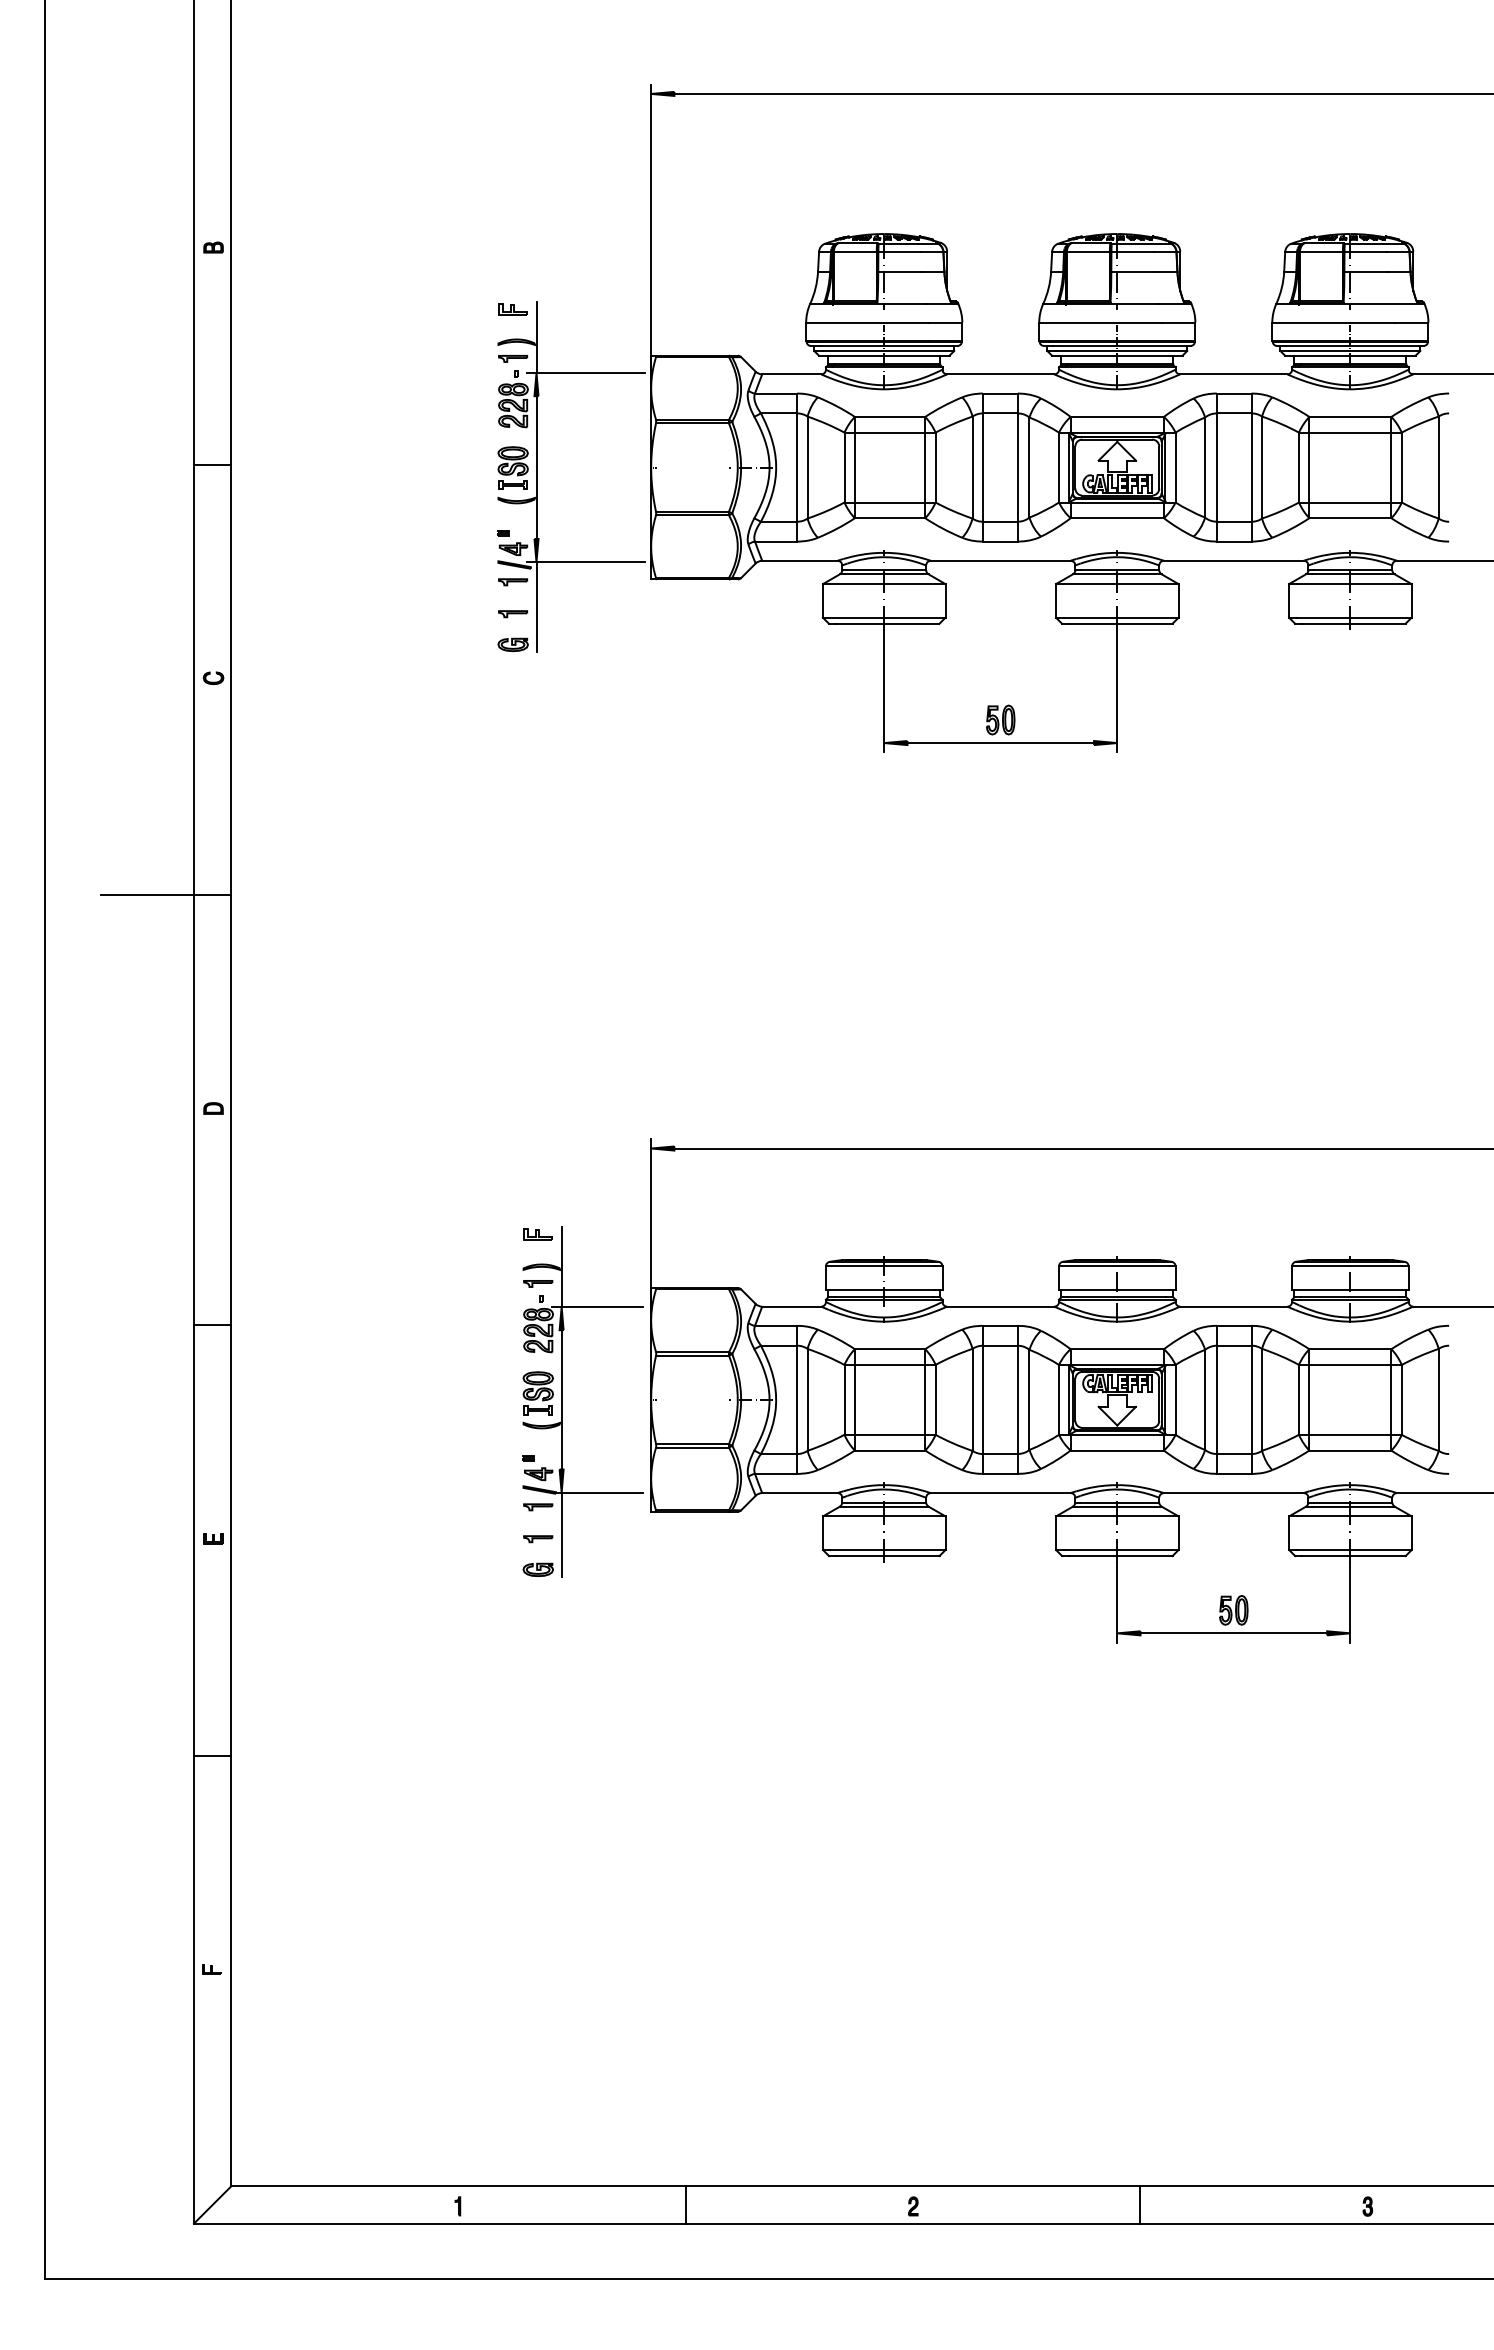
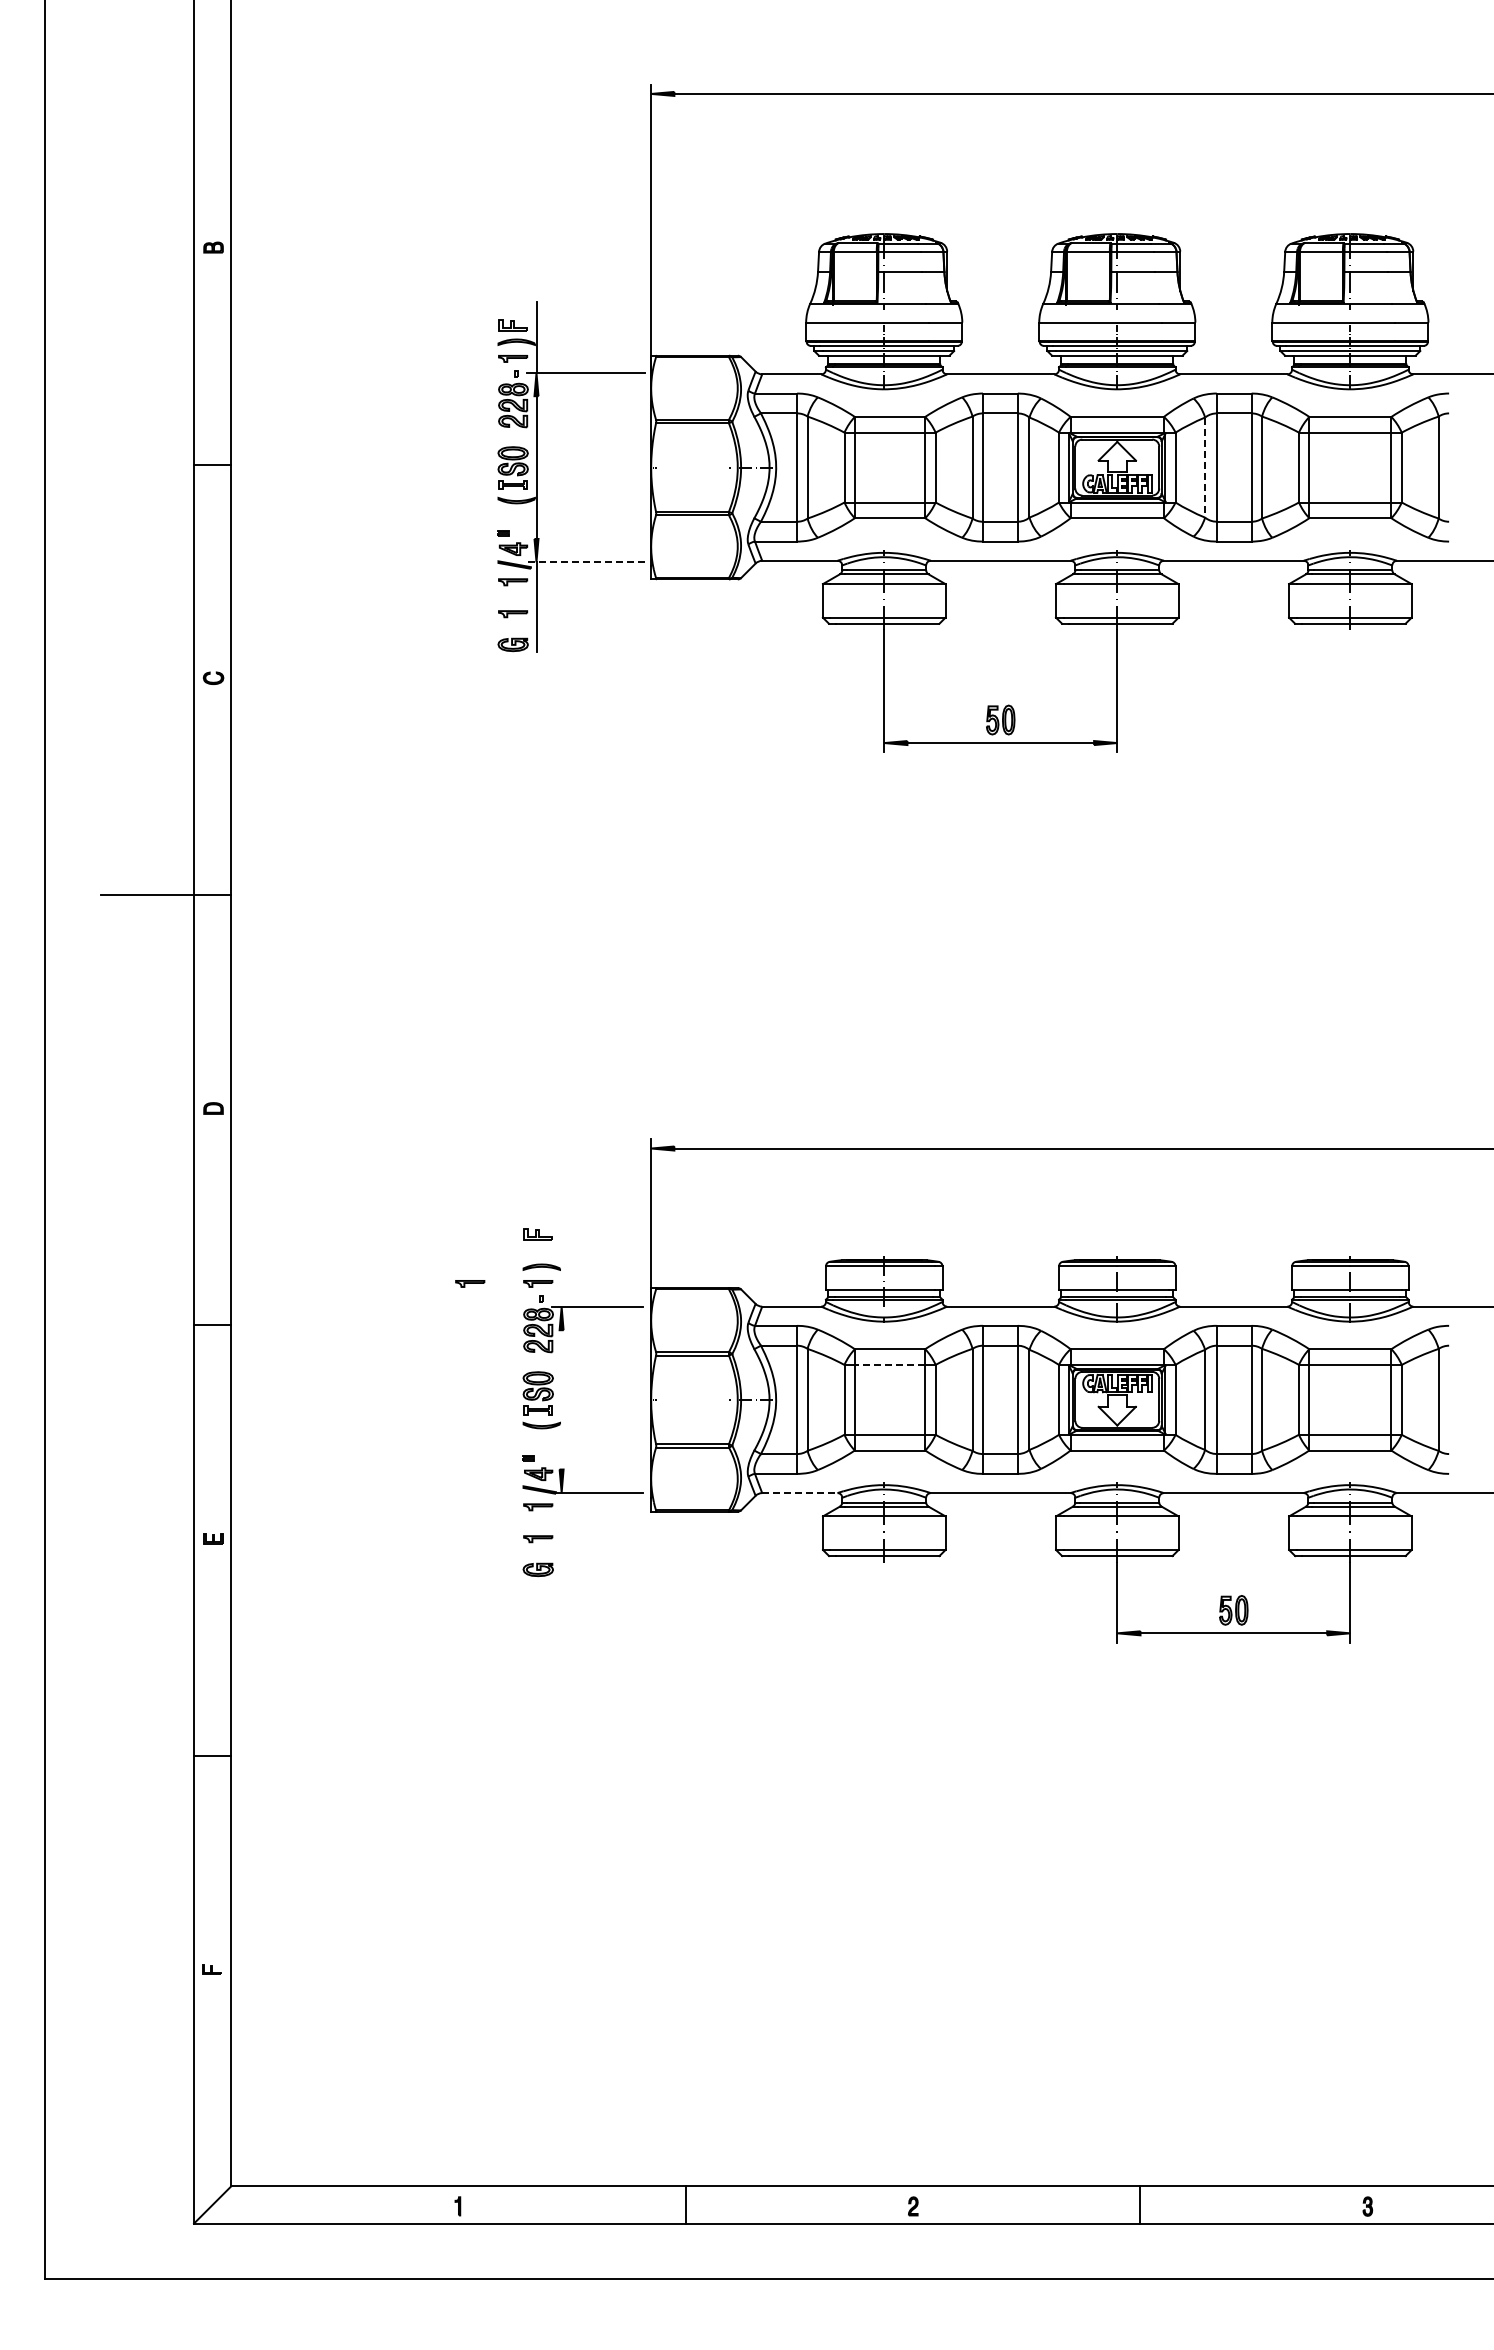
part position: (512, 309) -> (512, 325) (512, 325)
line: solid -> dashed (1205, 468)
line: solid -> dashed (586, 562)
line: present -> none (561, 1266)
part: none -> present (470, 1283)
line: solid -> dashed (889, 1364)
line: present -> none (561, 1399)
line: solid -> dashed (799, 1493)
line: present -> none (561, 1534)
